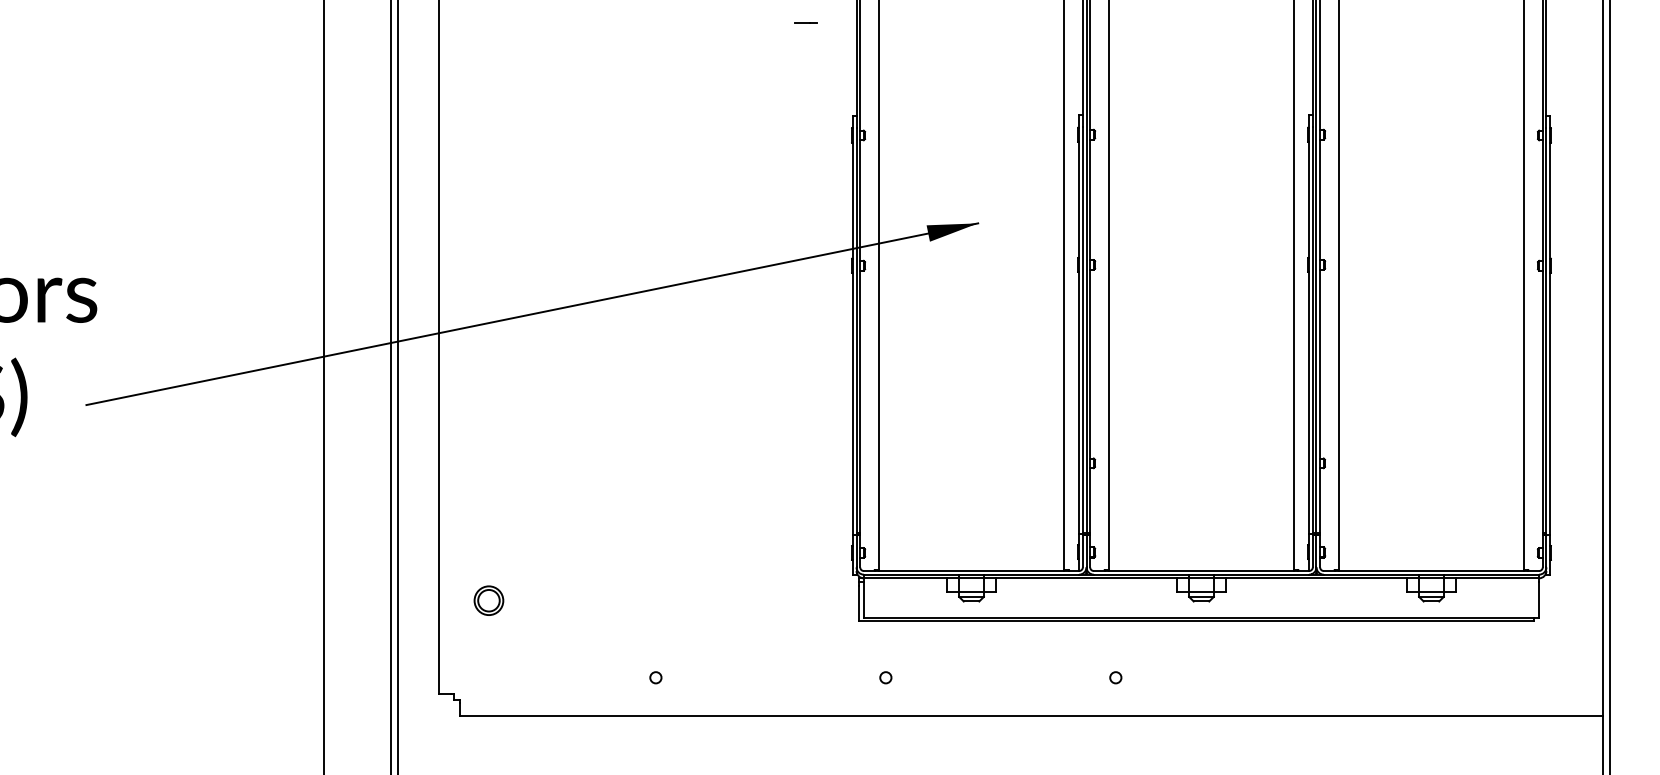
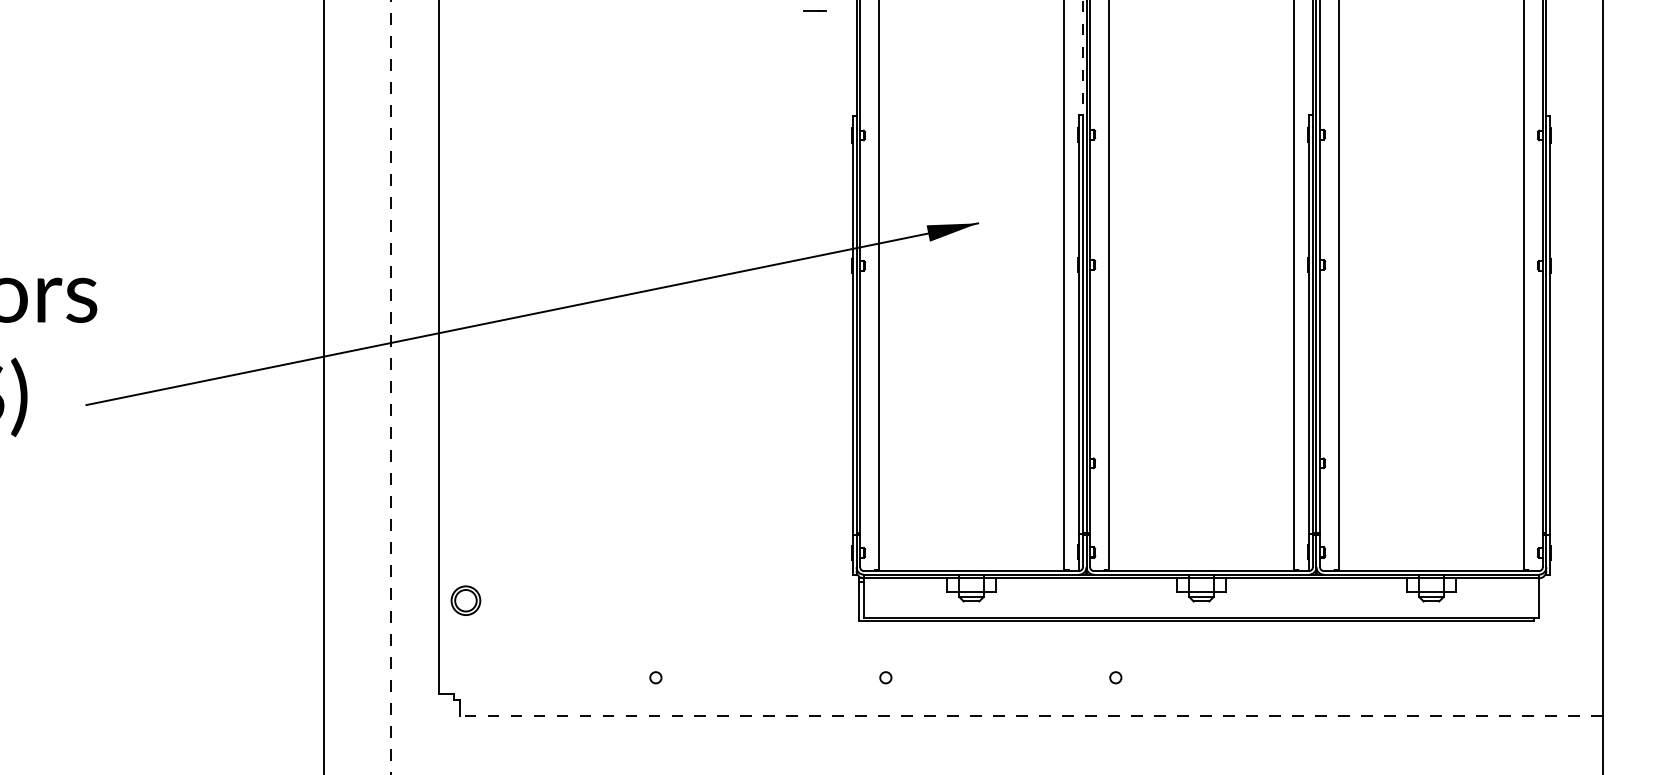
line position: (805, 22) -> (814, 10) (814, 10)
line: solid -> dashed (1082, 63)
line: present -> none (398, 386)
line: present -> none (1610, 386)
line: solid -> dashed (391, 387)
part position: (488, 600) -> (465, 600) (465, 600)
line: solid -> dashed (1031, 715)
